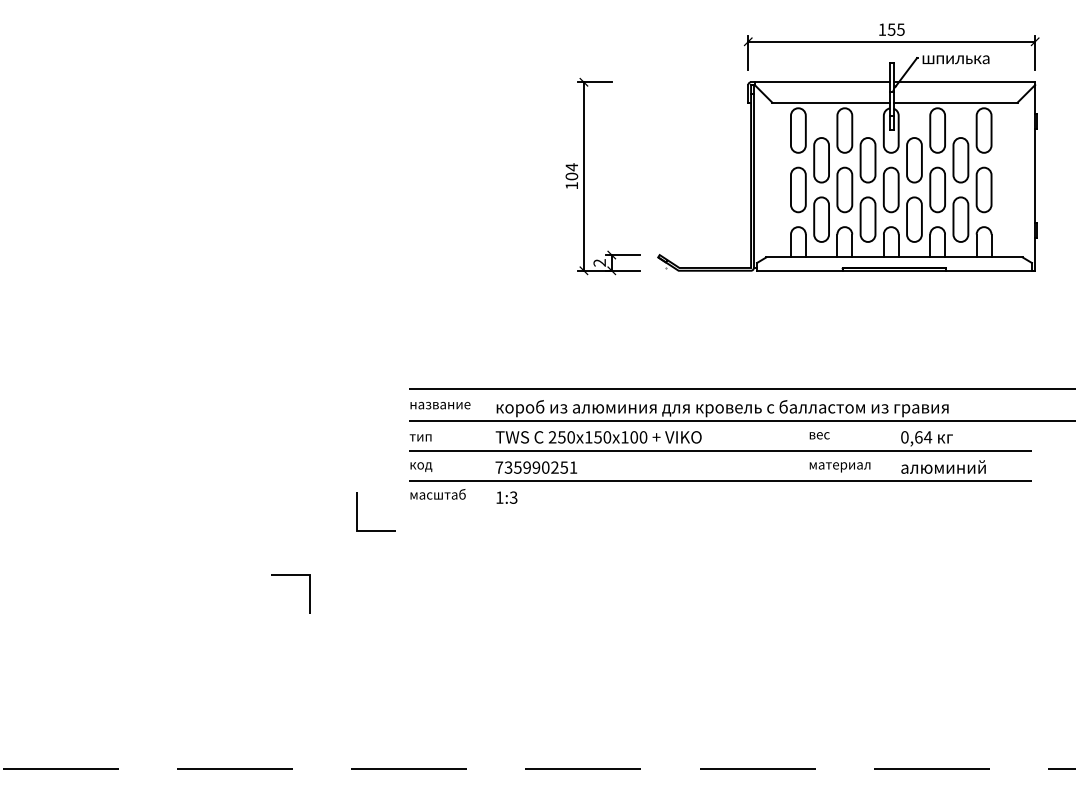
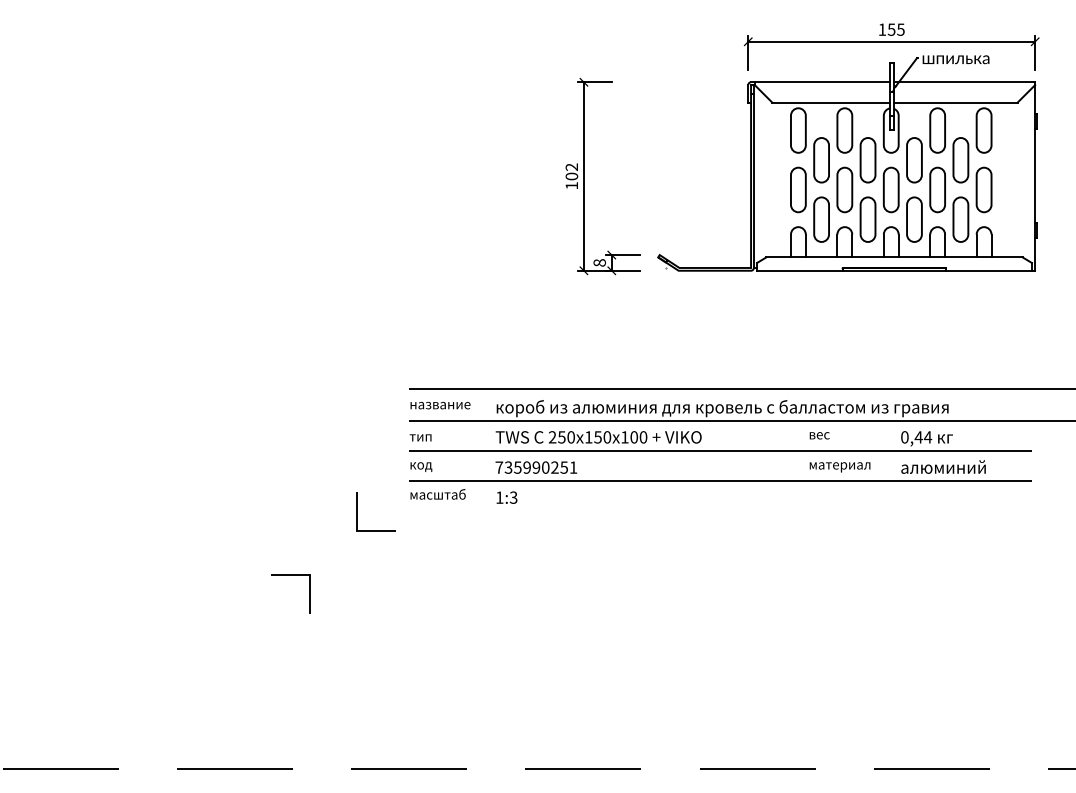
text: 104 -> 102 (571, 167)
text: 2 -> 8 (599, 262)
text: 0,64 -> 0,44 (918, 437)
